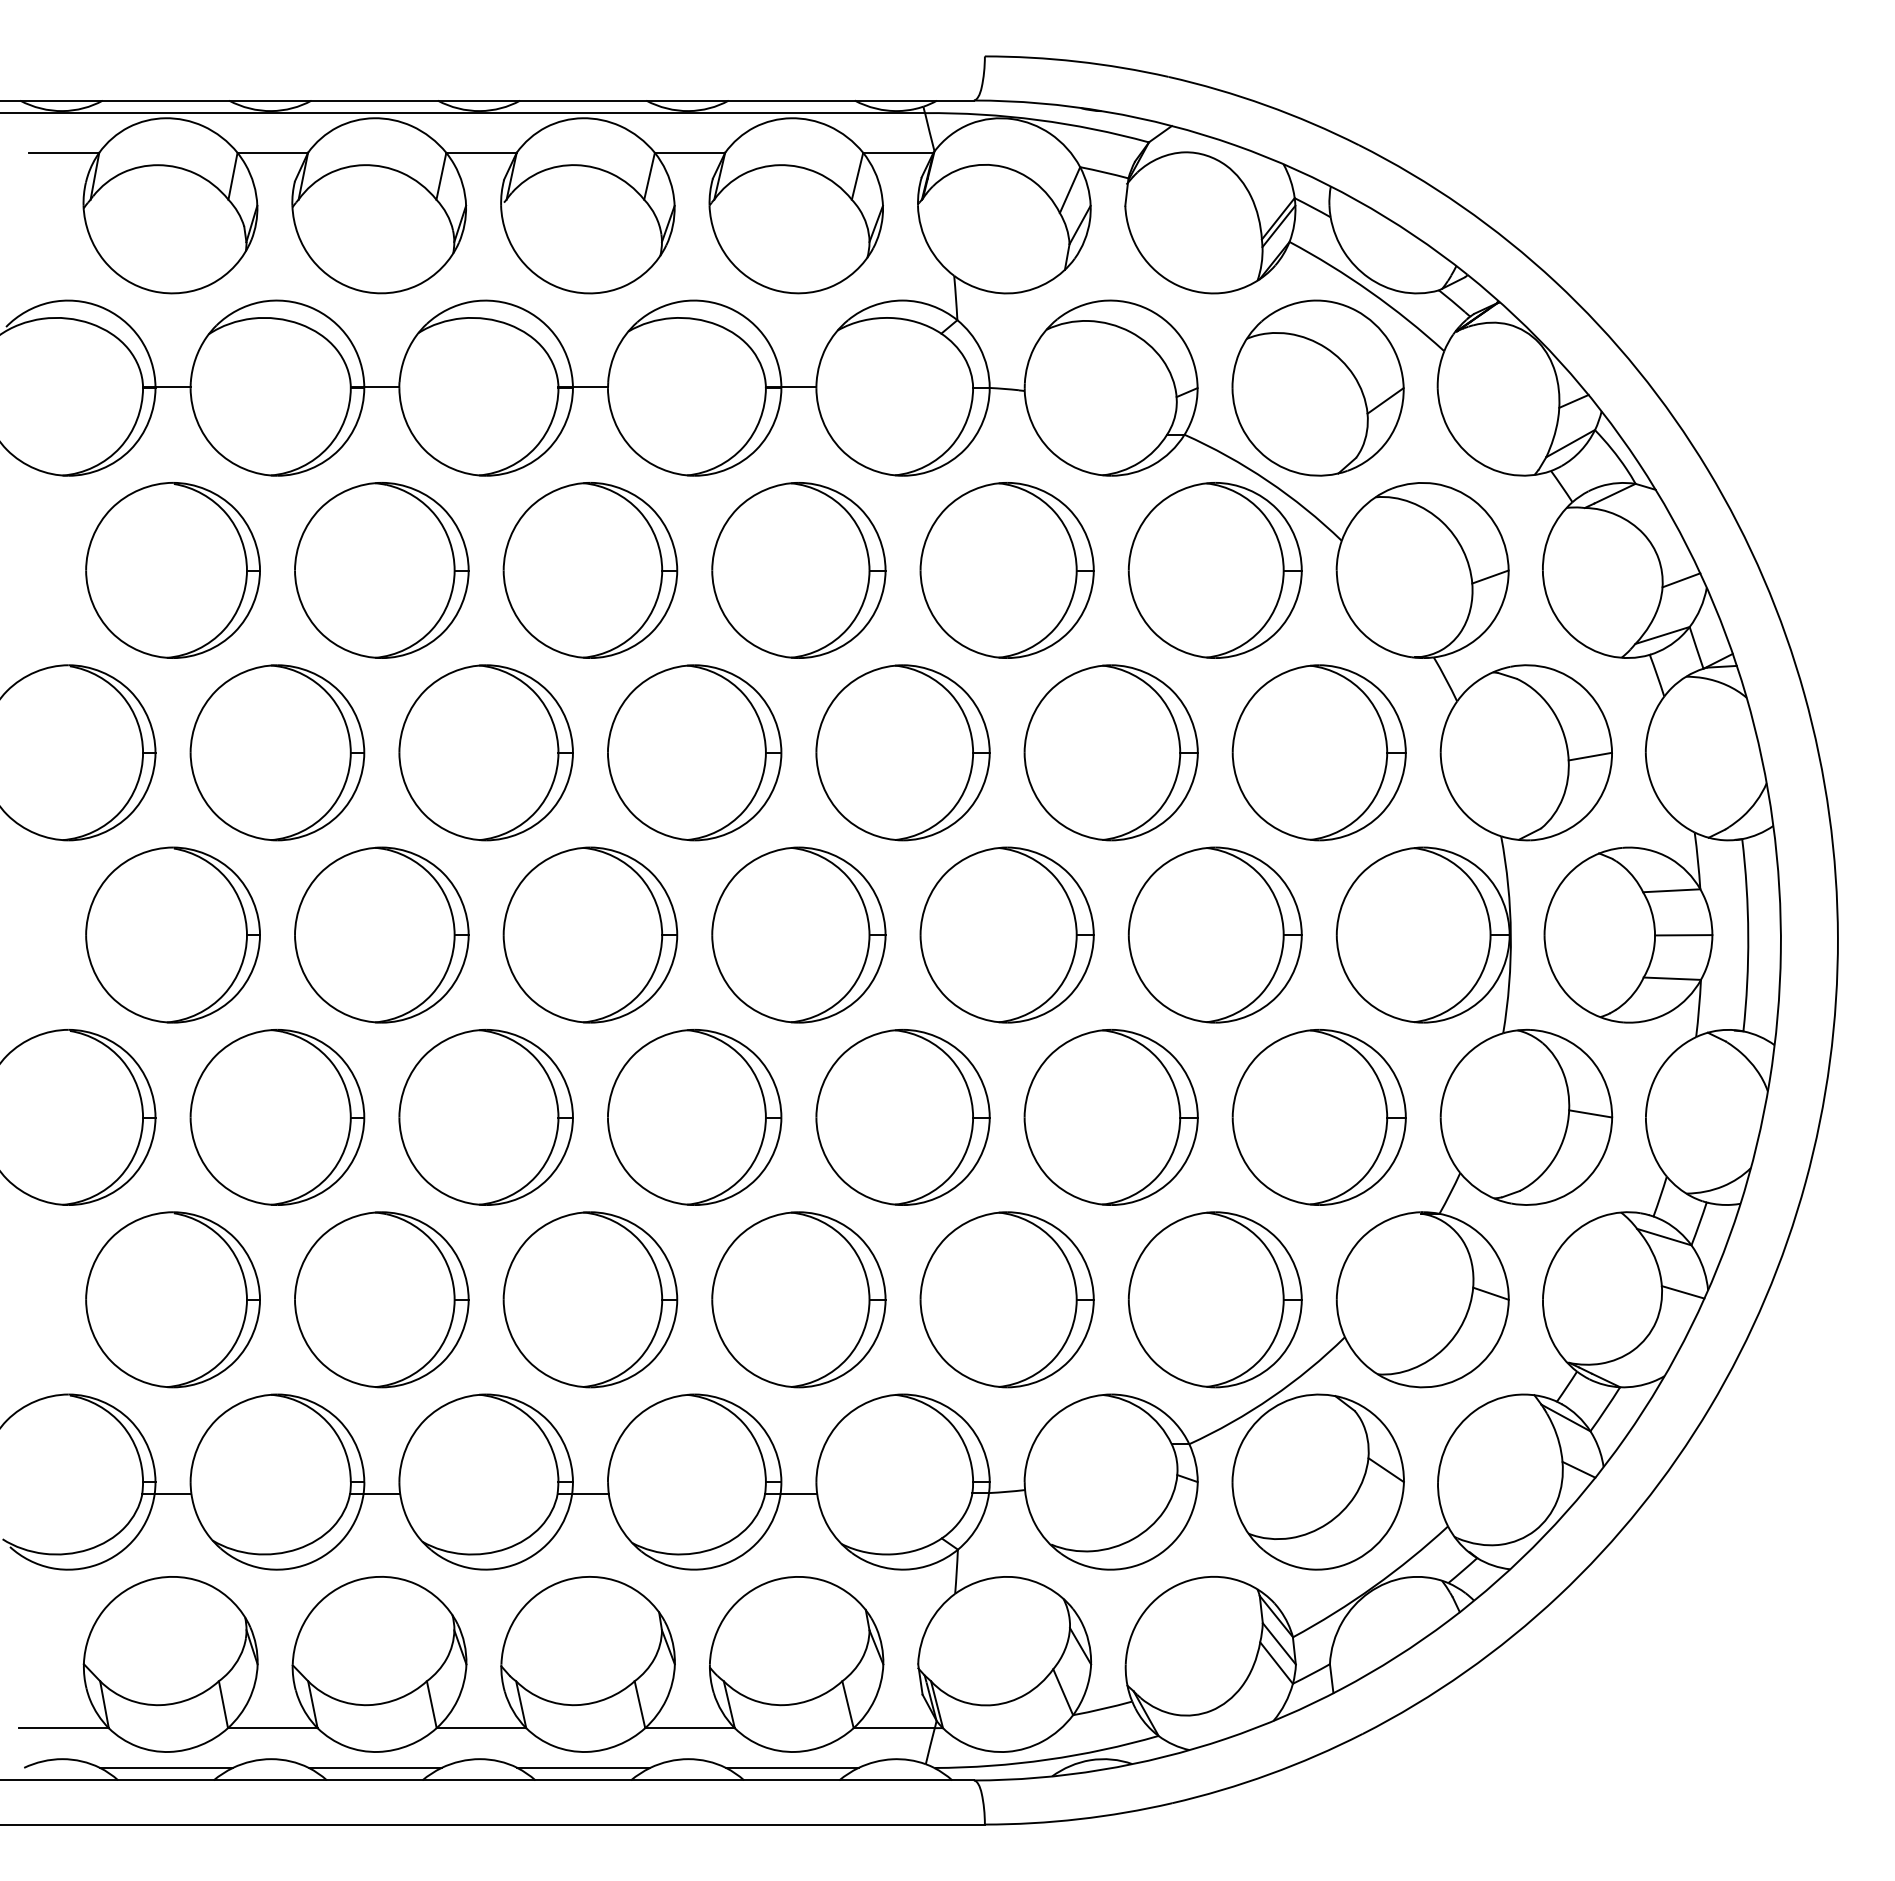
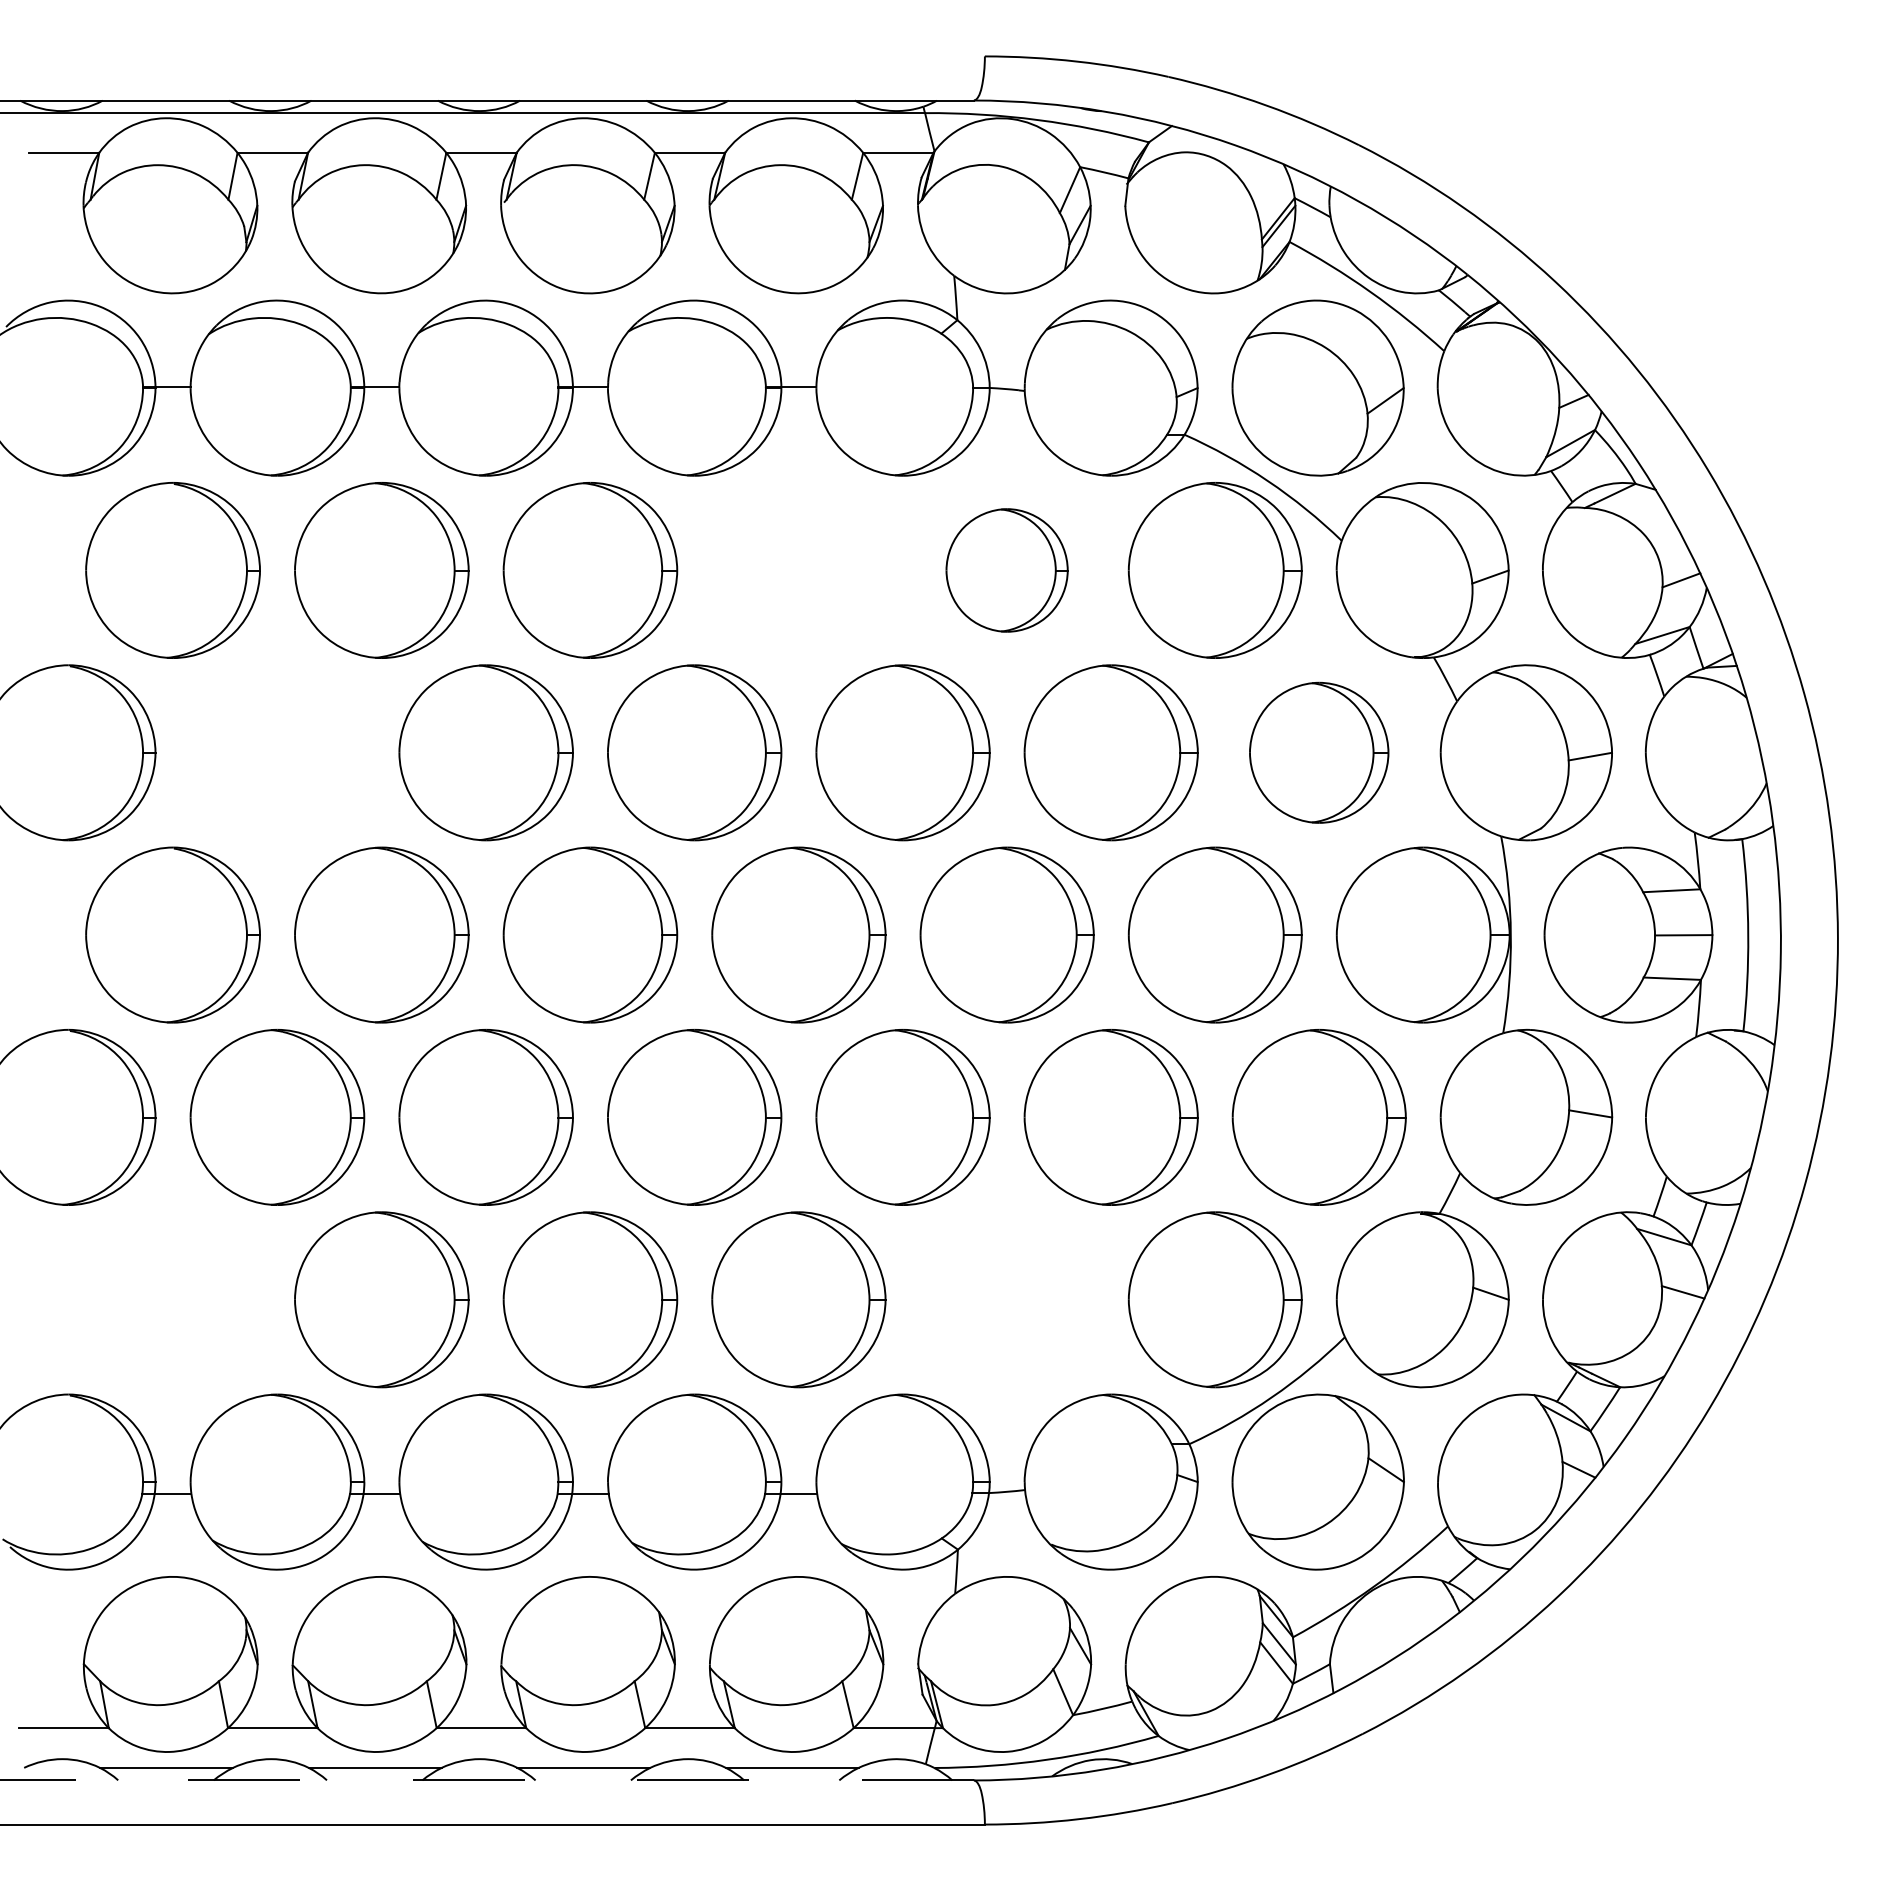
part: present -> none (798, 570)
part size: 176x177 px -> 124x125 px (1006, 570)
part: present -> none (277, 752)
part size: 176x178 px -> 141x143 px (1319, 752)
part: present -> none (172, 1299)
part: present -> none (1006, 1299)
line: solid -> dashed (486, 1780)
